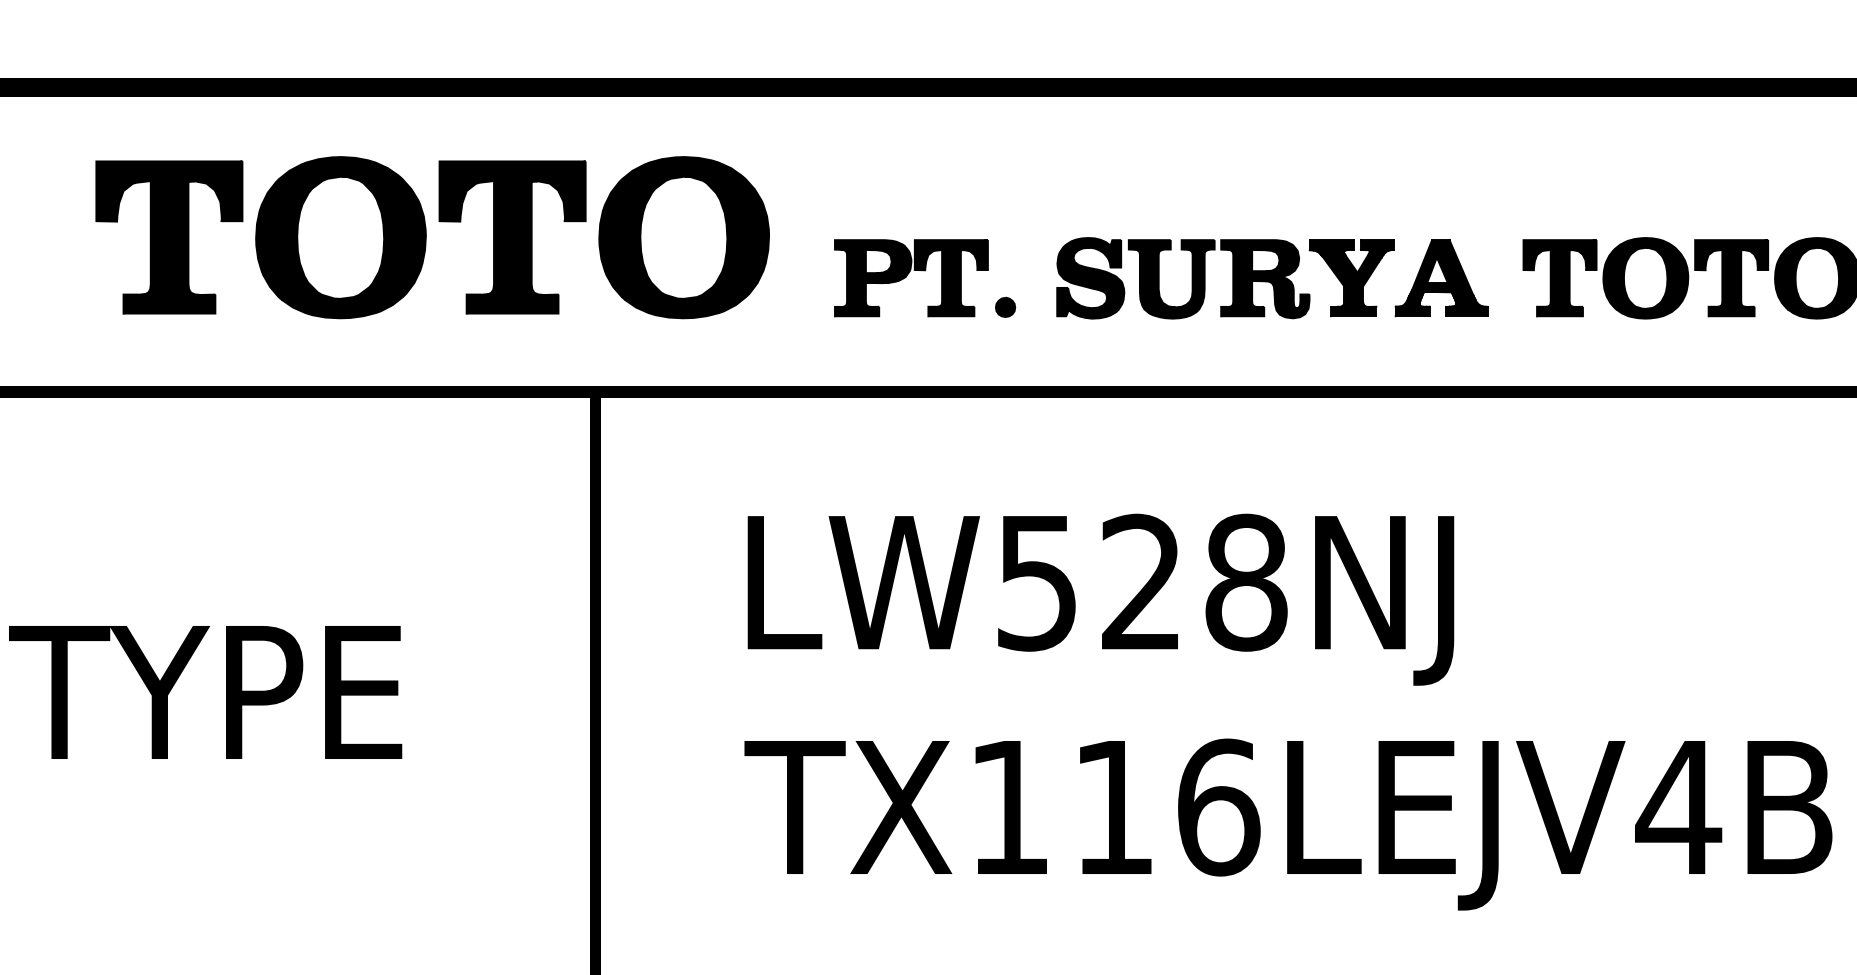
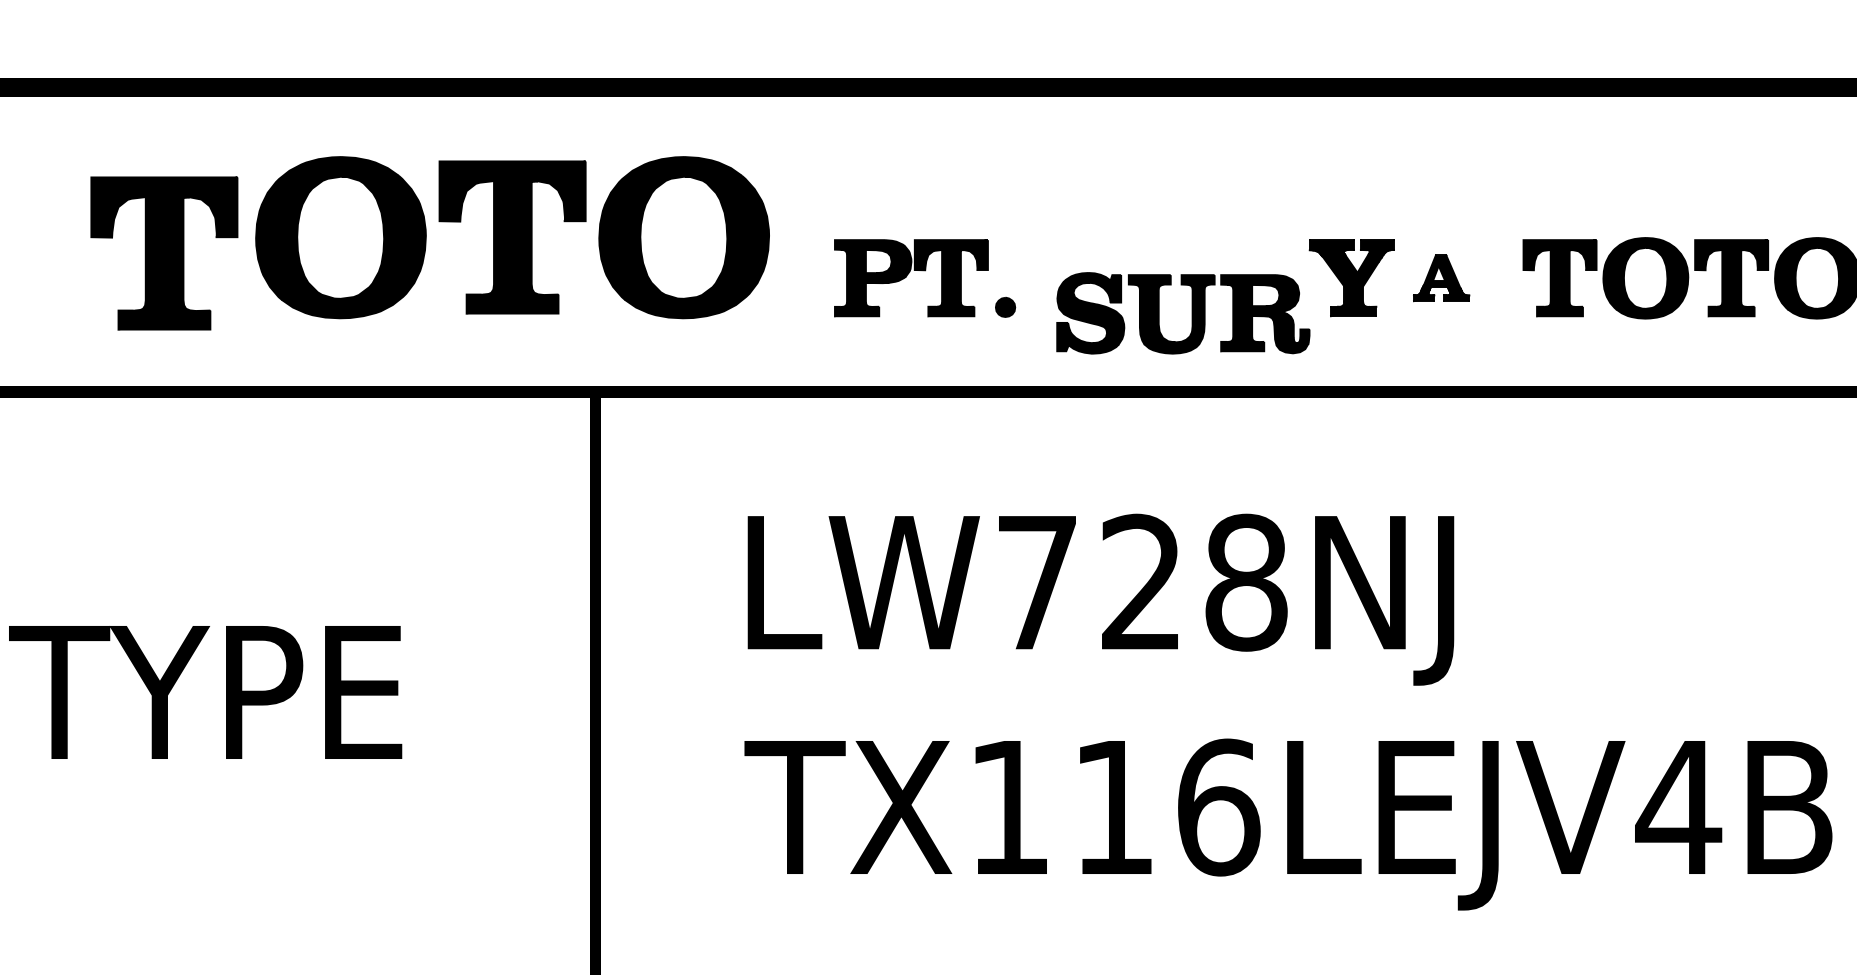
part position: (169, 237) -> (164, 253) (164, 253)
part position: (1191, 278) -> (1191, 313) (1191, 313)
part size: 95x79 px -> 58x49 px (1441, 278)
text: LW528NJ -> LW728NJ (1036, 583)
